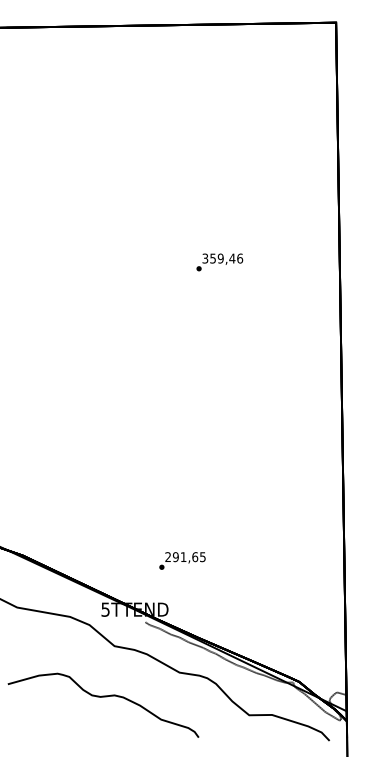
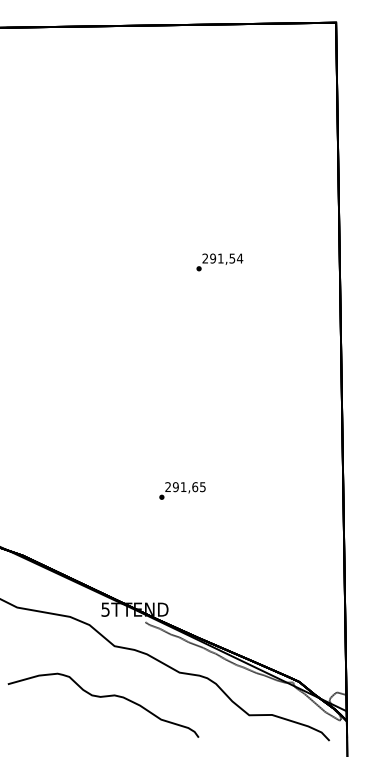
text: 359,46 -> 291,54 (222, 258)
text position: (182, 560) -> (182, 490) (182, 490)
